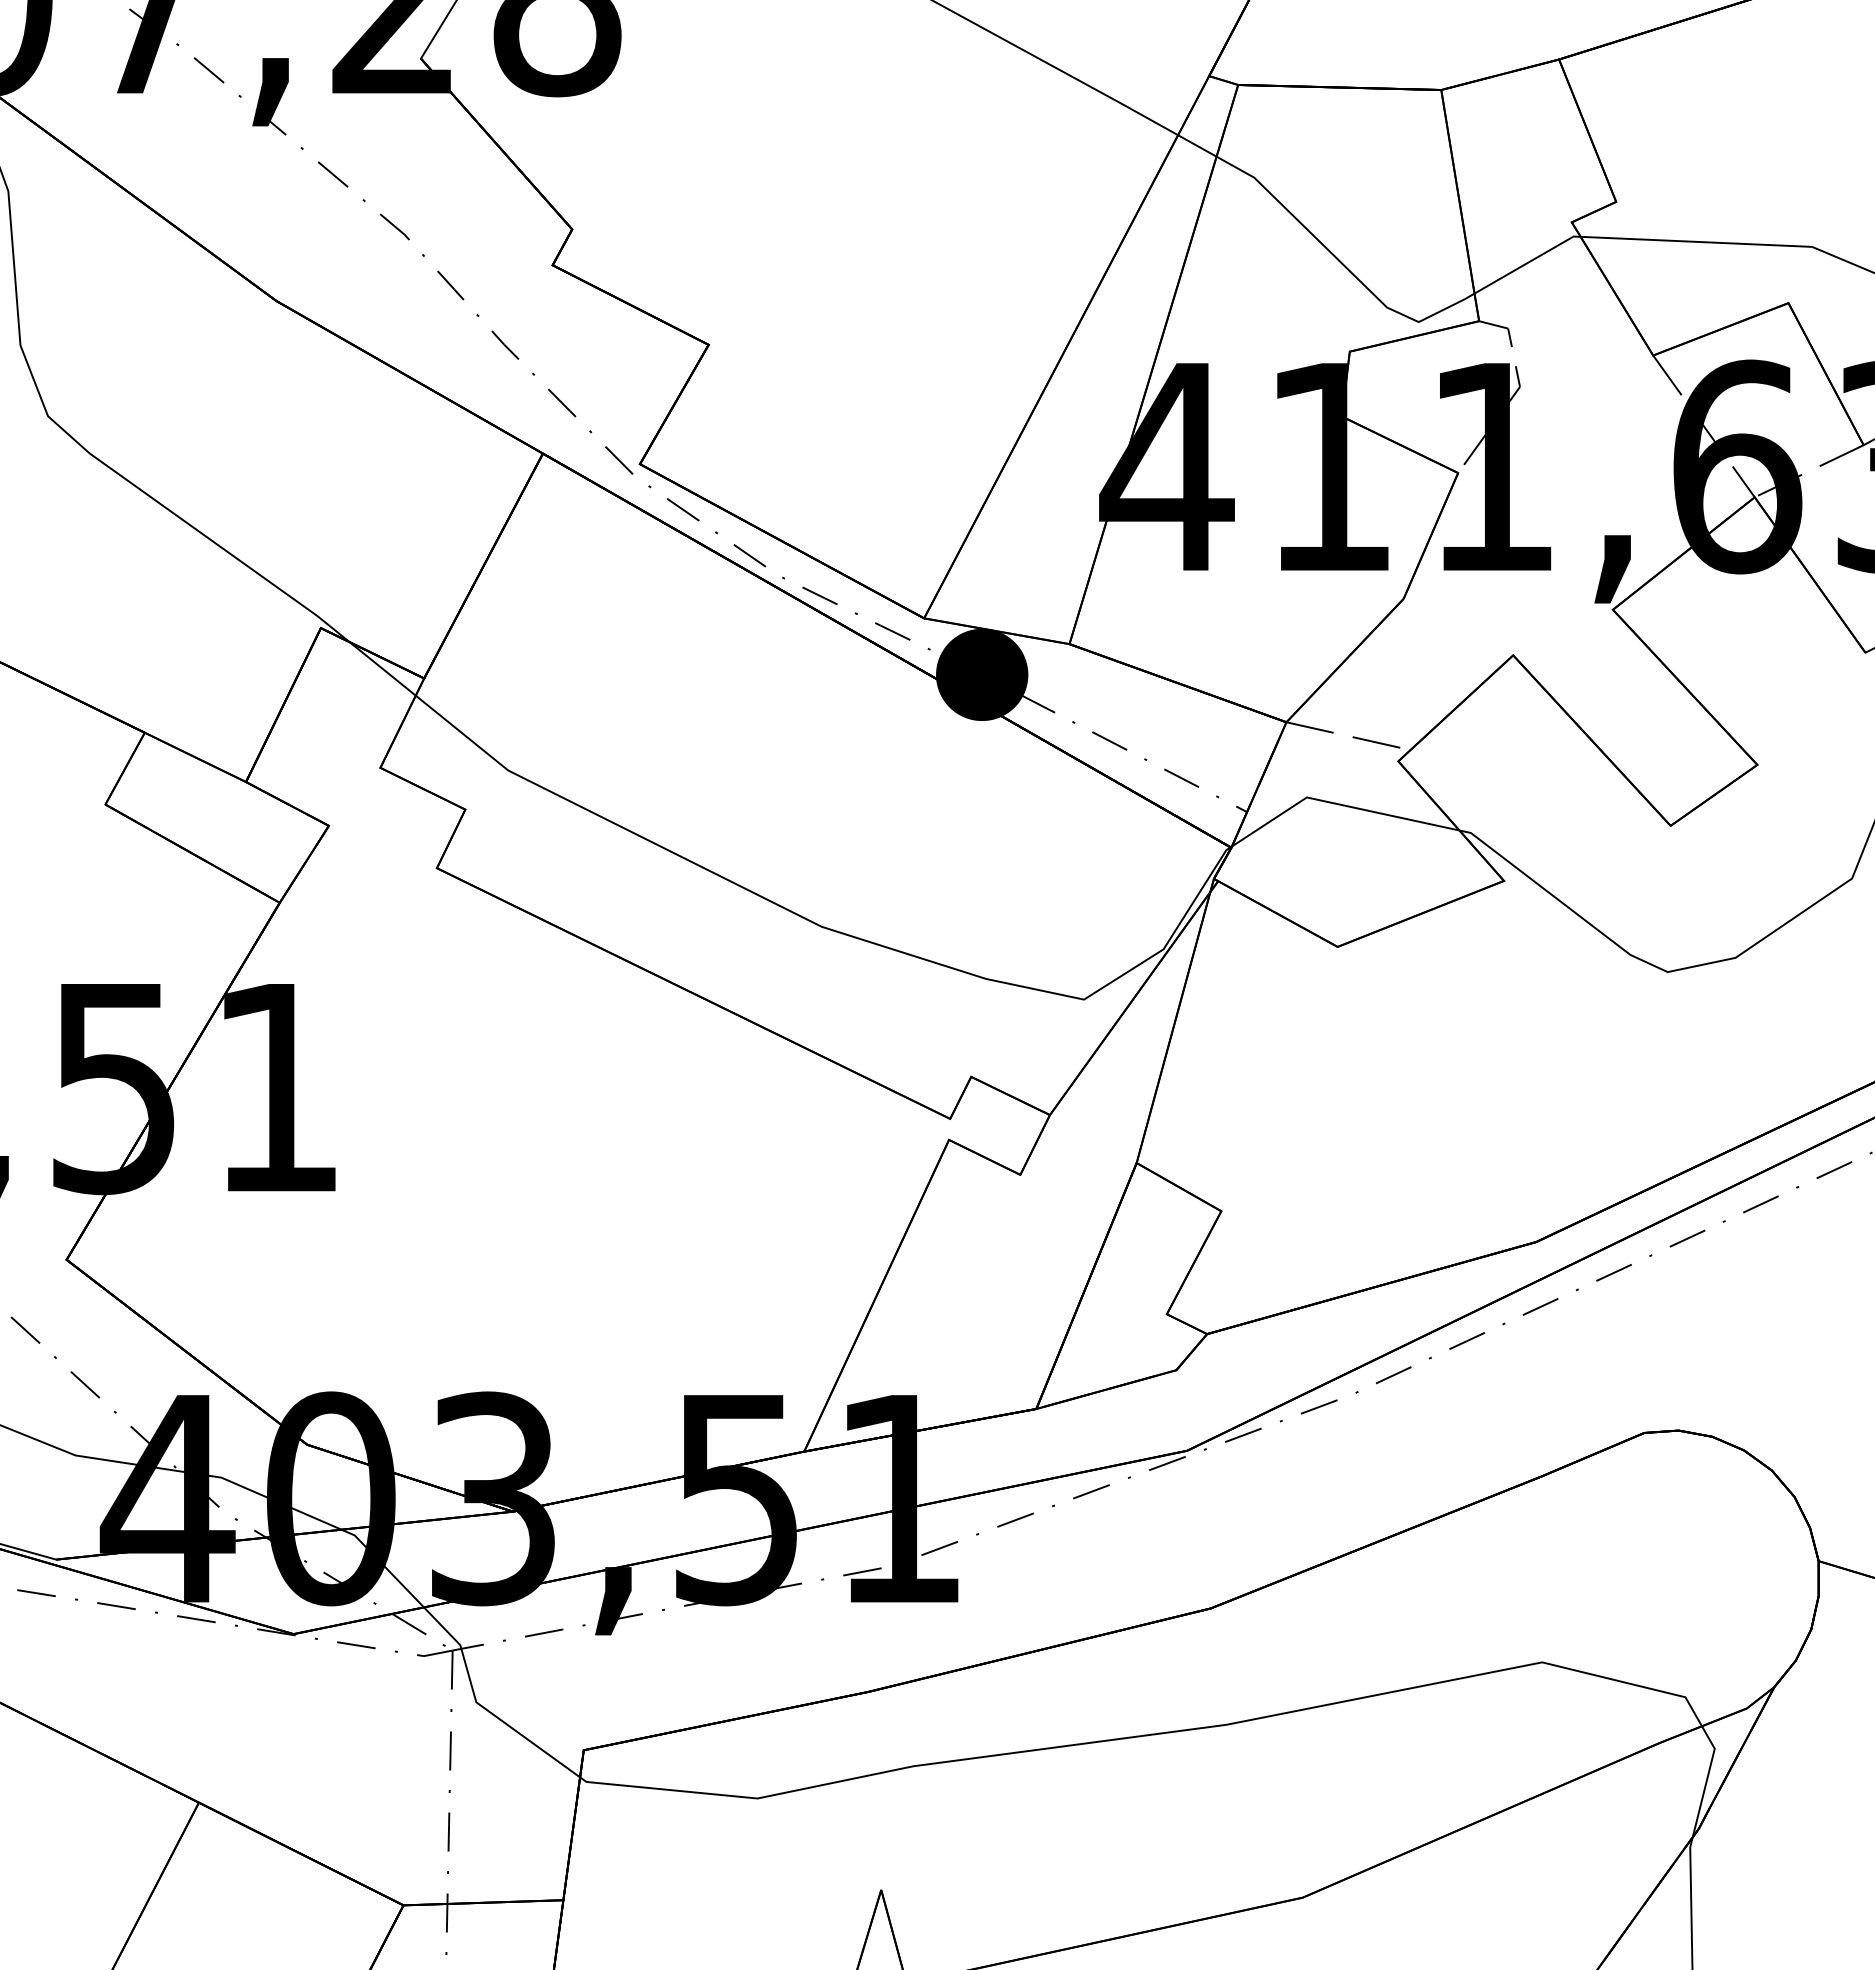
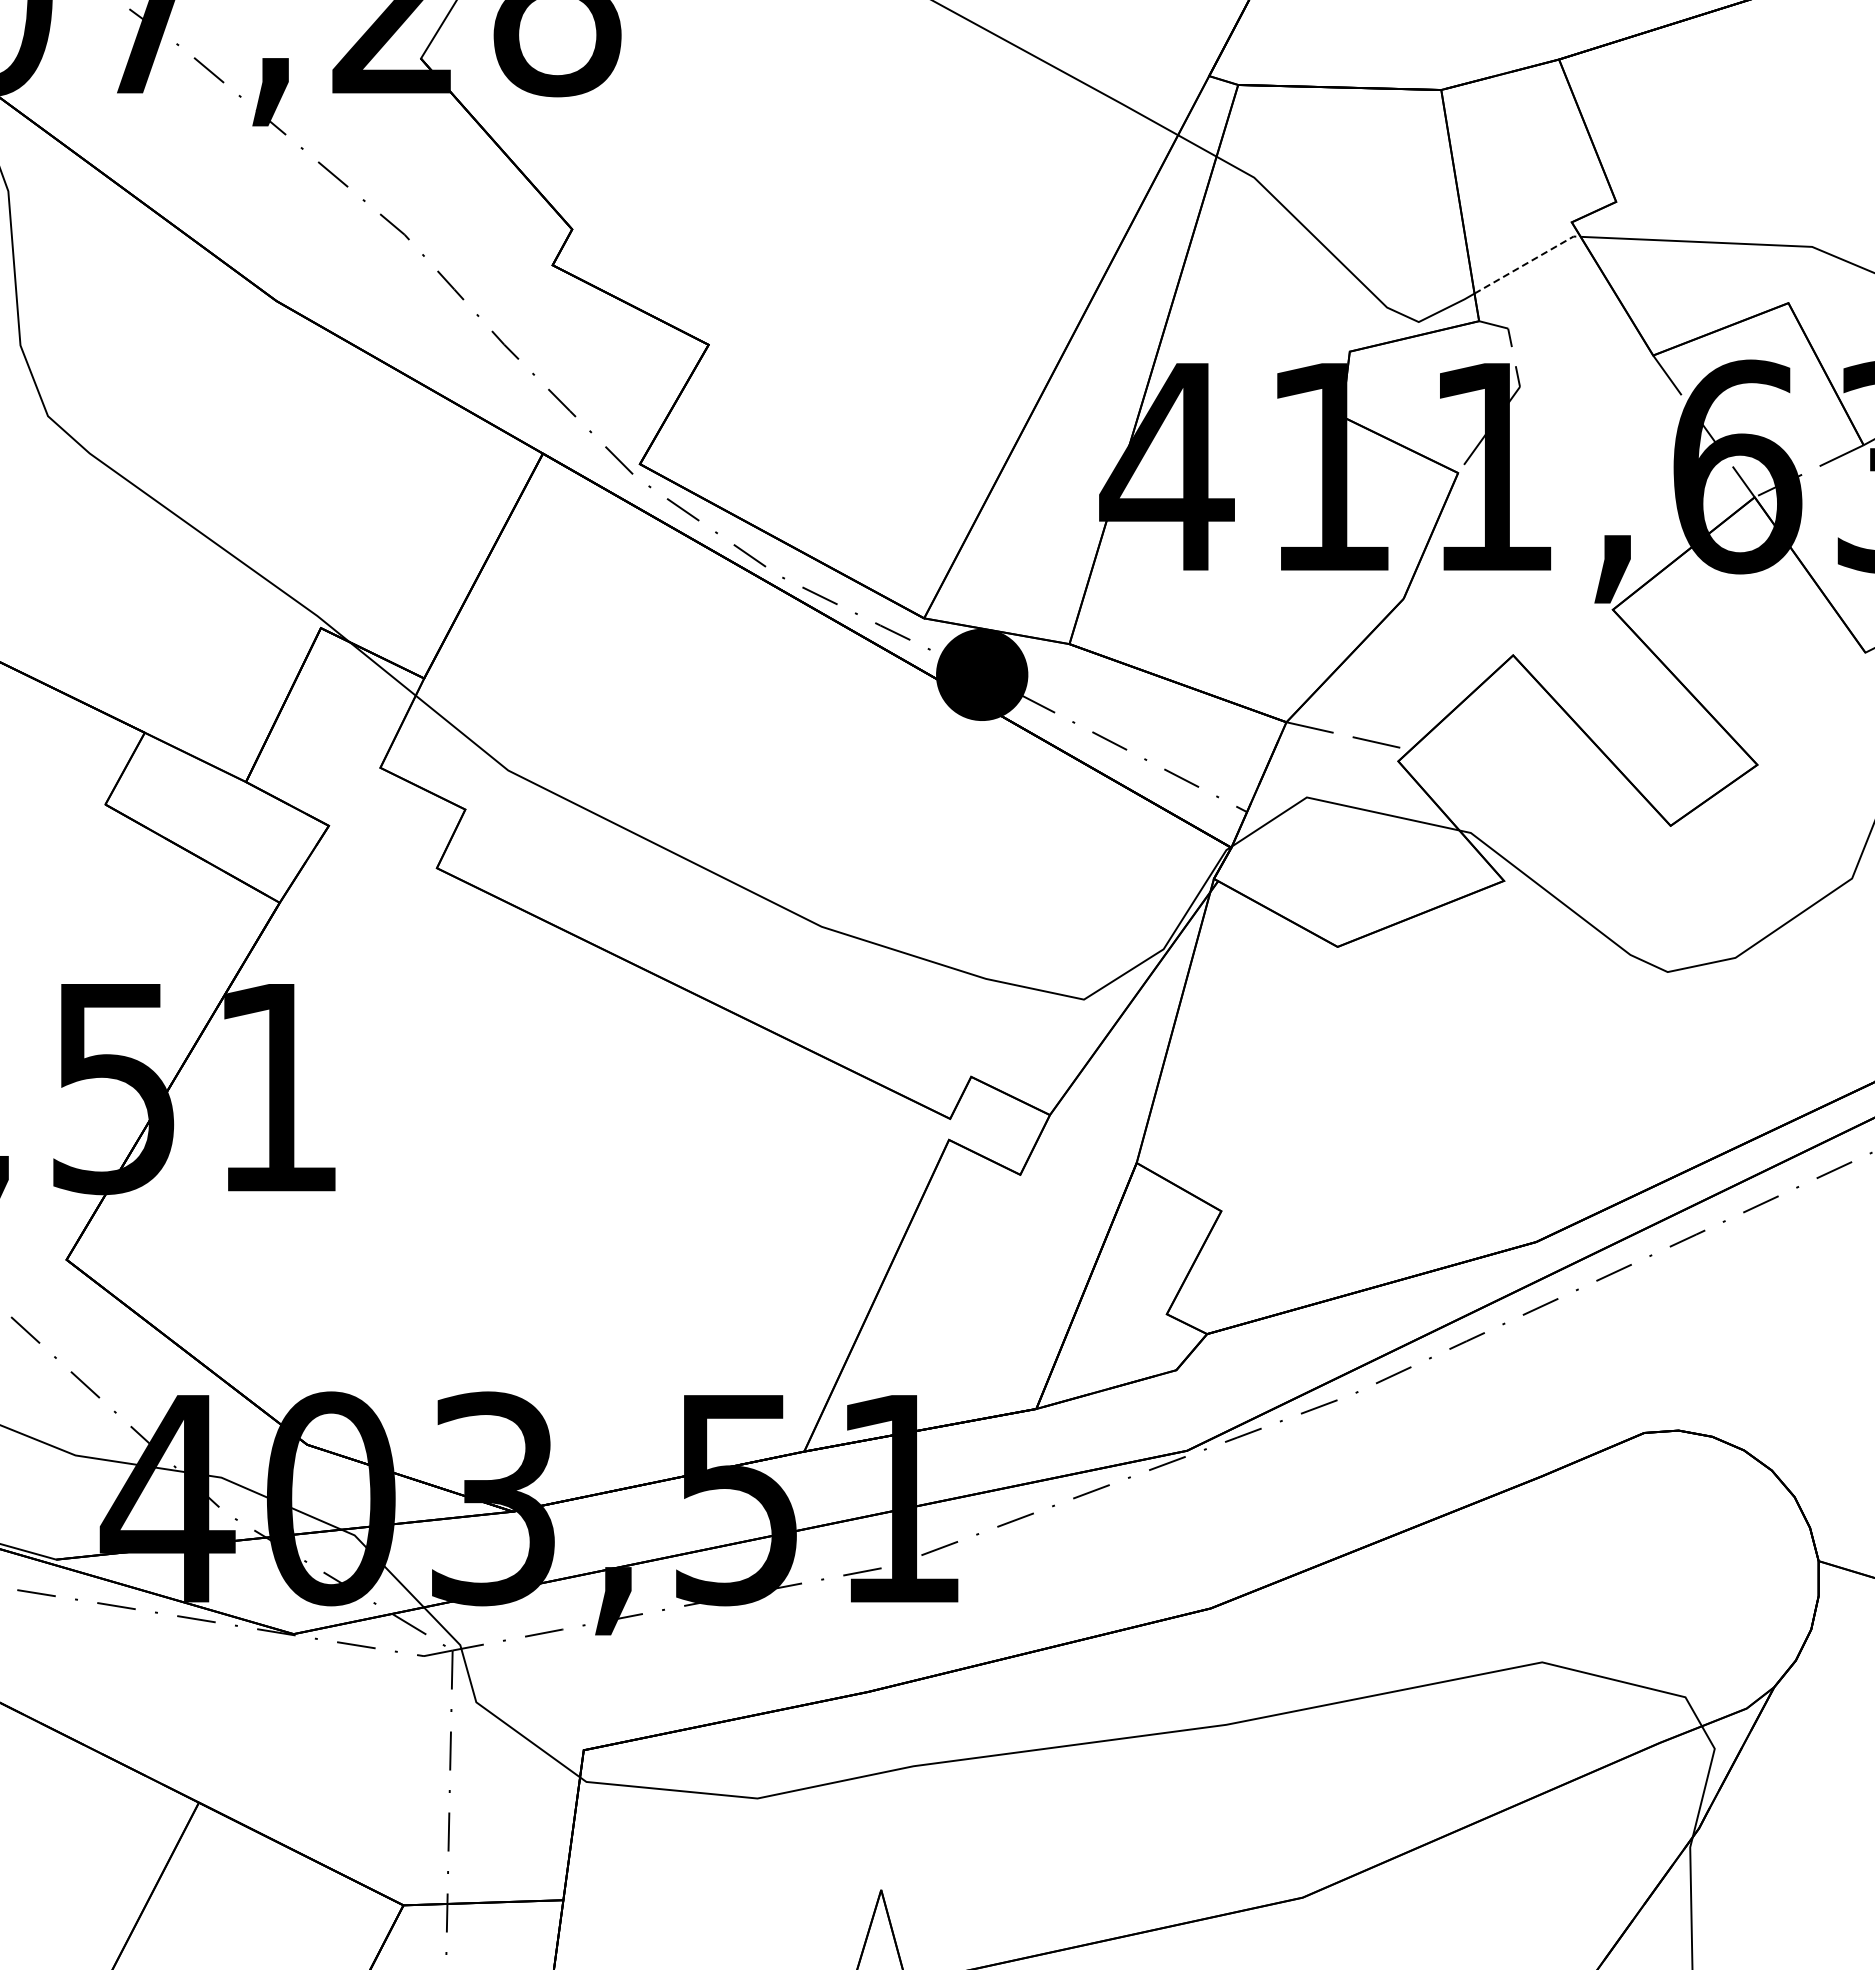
line: solid -> dashed (1527, 262)
